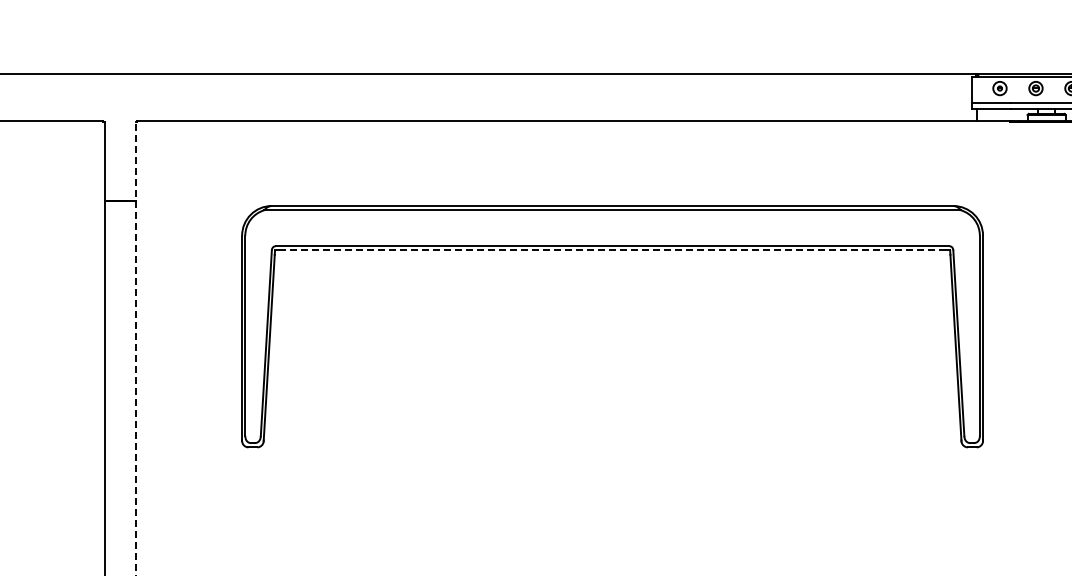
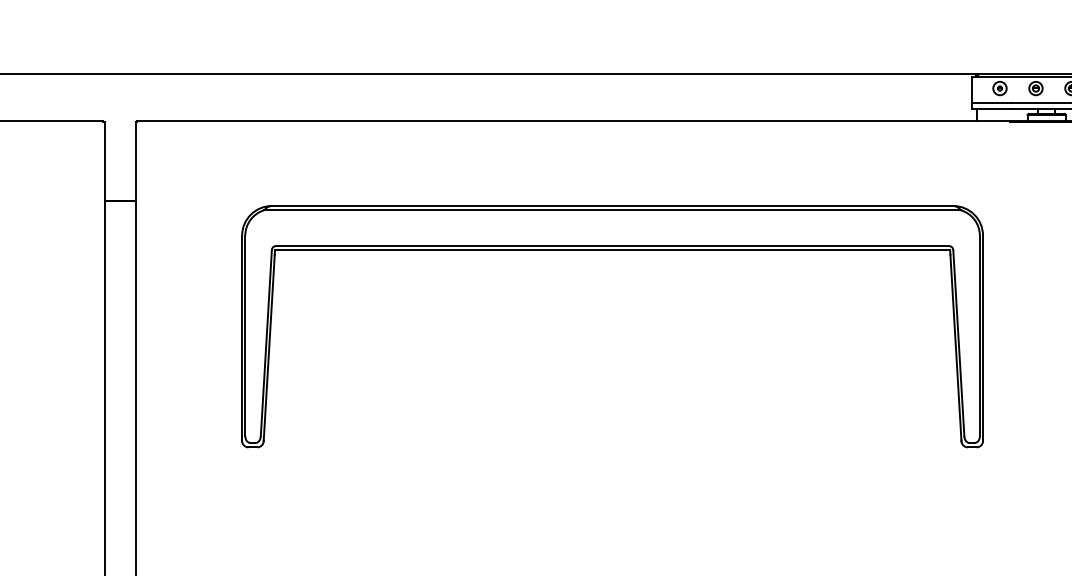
line: dashed -> solid (612, 250)
line: dashed -> solid (136, 348)
